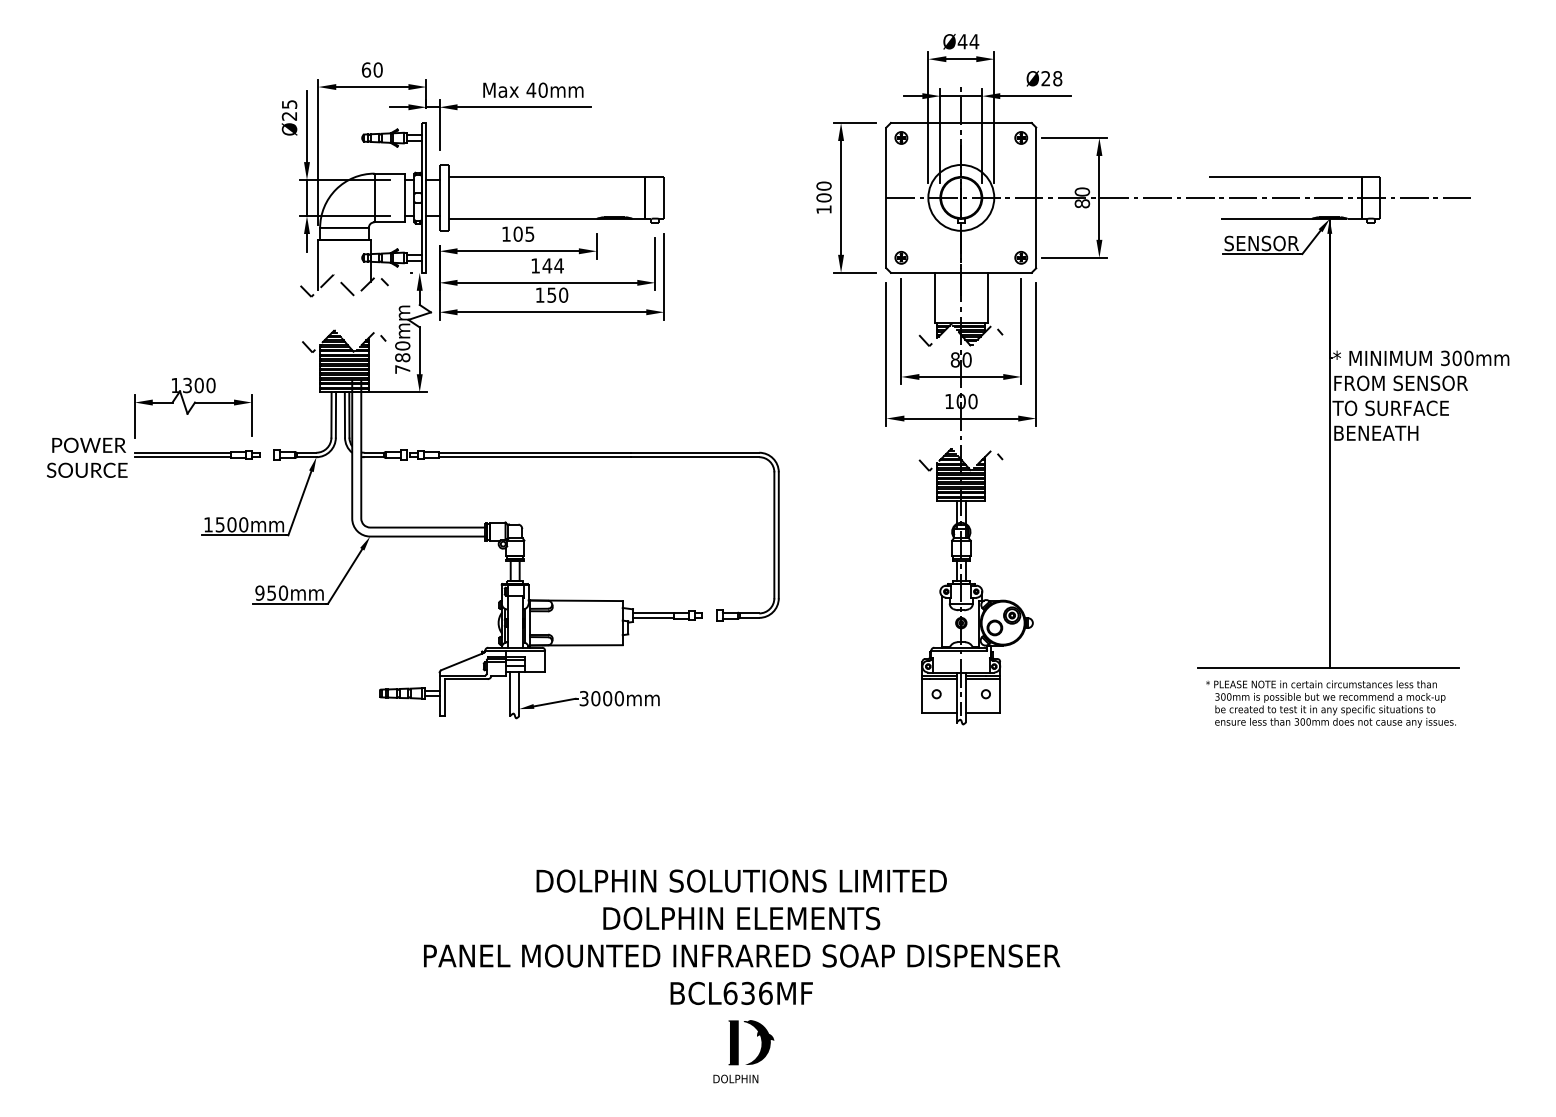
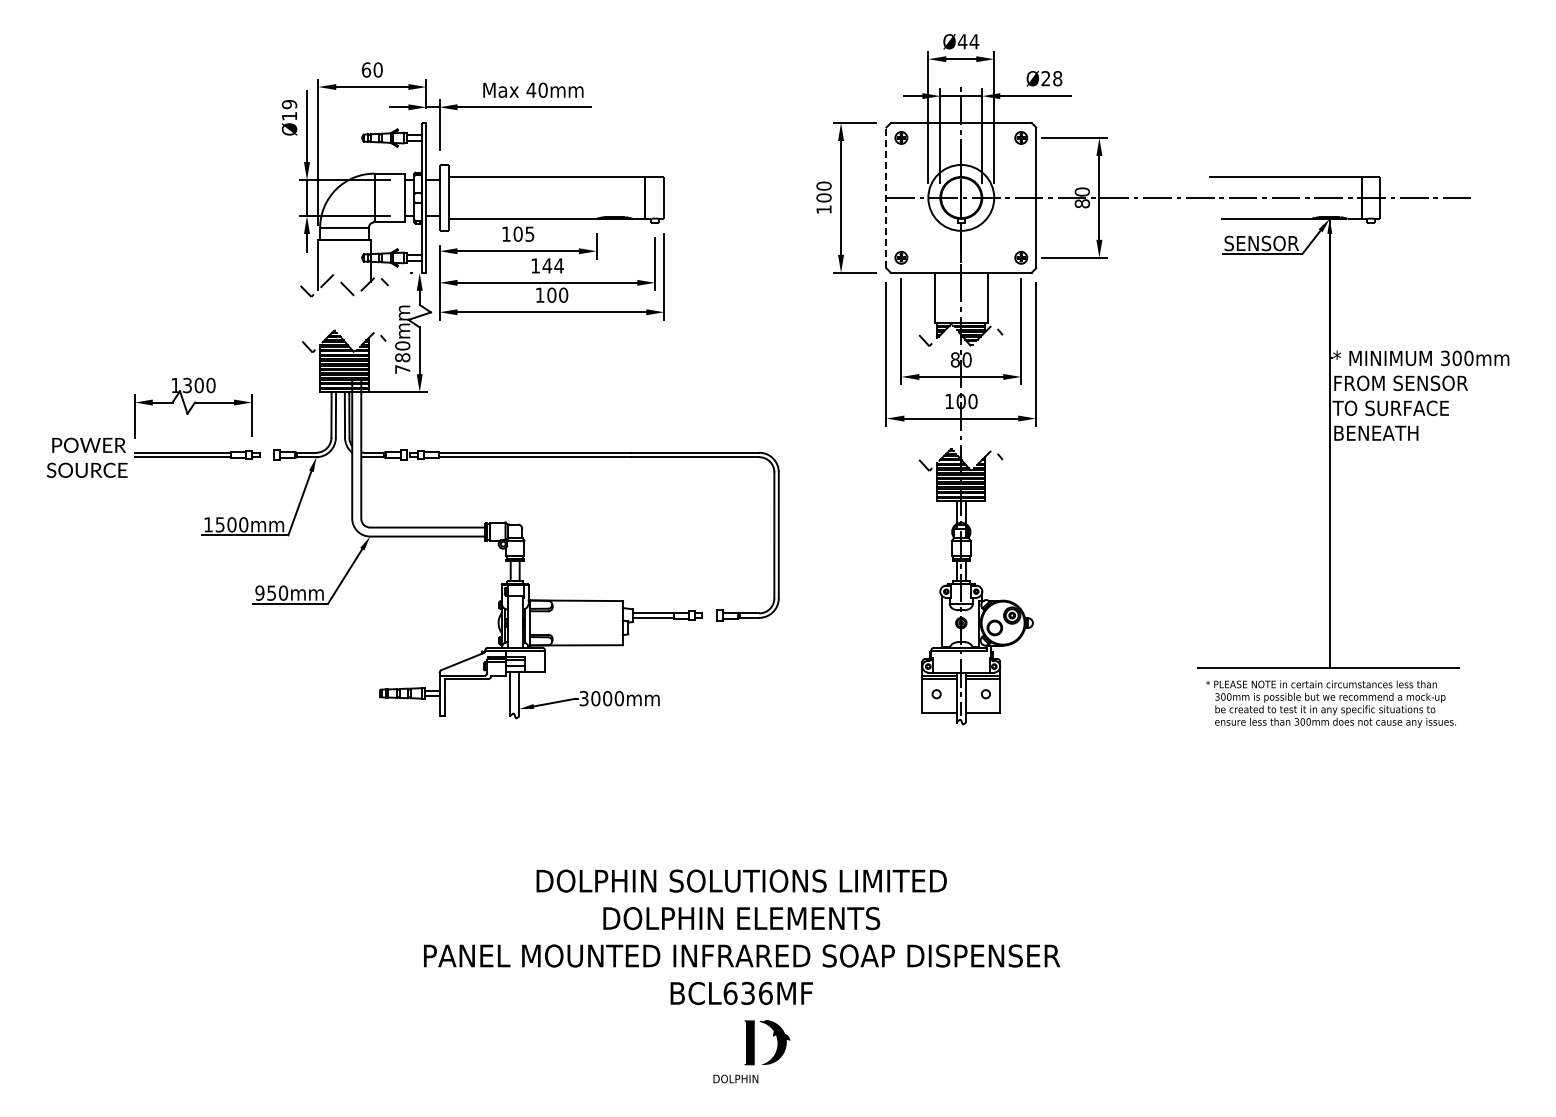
text: Ø25 -> Ø19 (288, 110)
line: solid -> dashed (886, 197)
text: 150 -> 100 (551, 294)
part position: (757, 1036) -> (773, 1036) (773, 1036)
